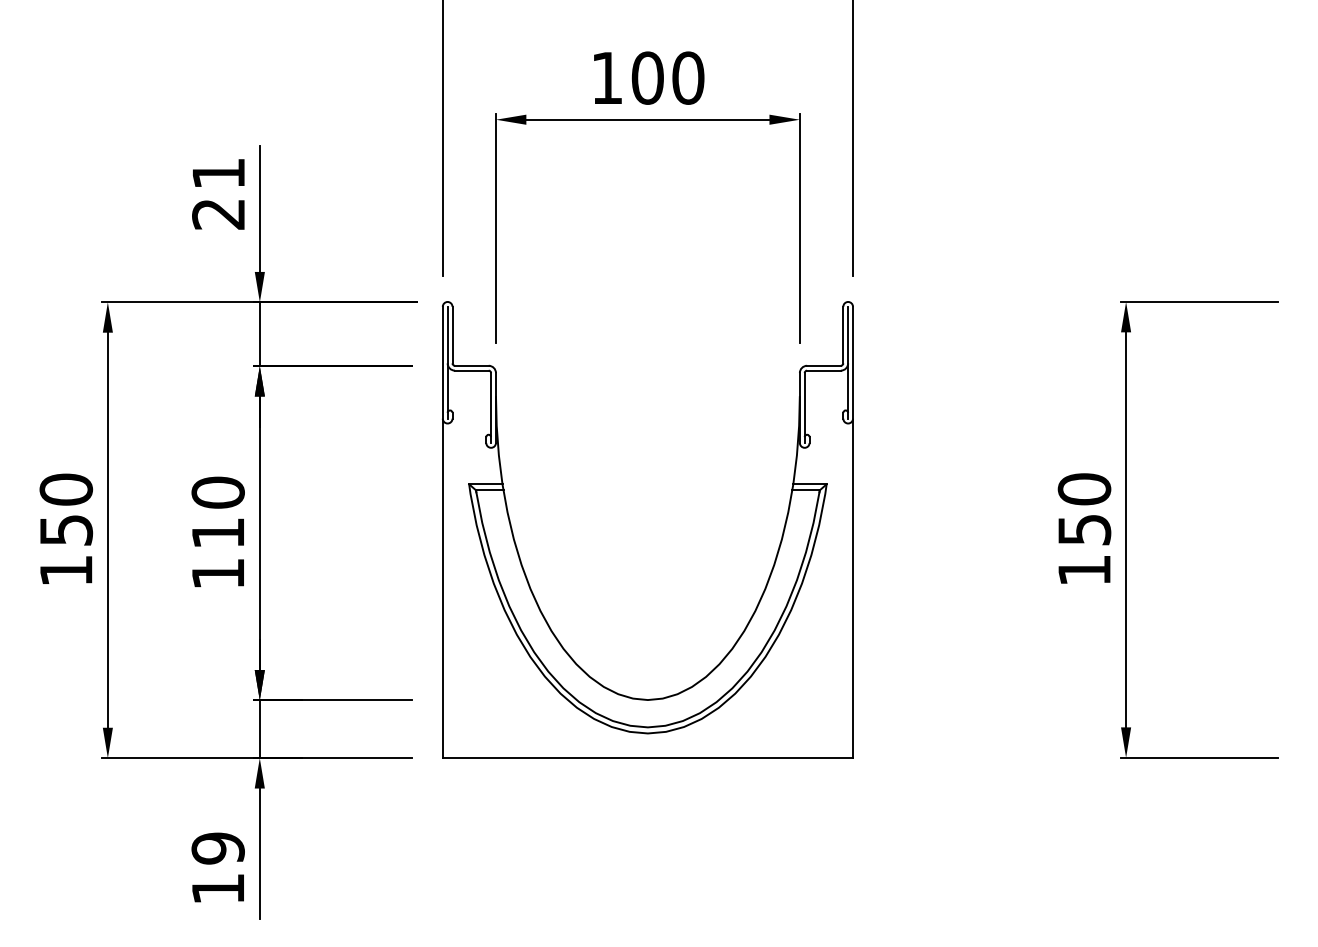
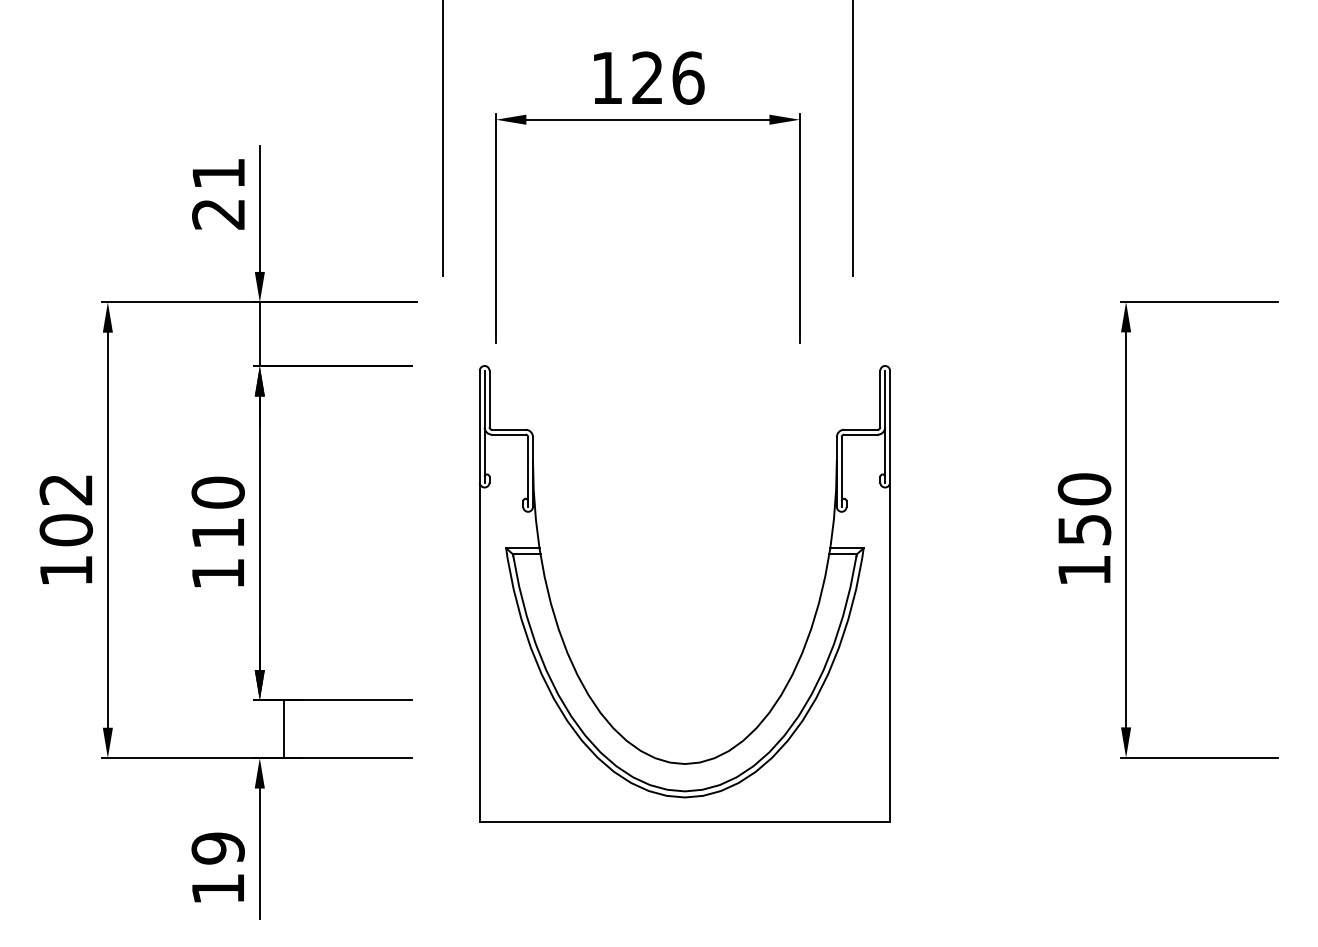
text: 100 -> 126 (667, 77)
text: 150 -> 102 (66, 509)
part position: (526, 574) -> (563, 638) (563, 638)
line position: (259, 729) -> (283, 729) (283, 729)
